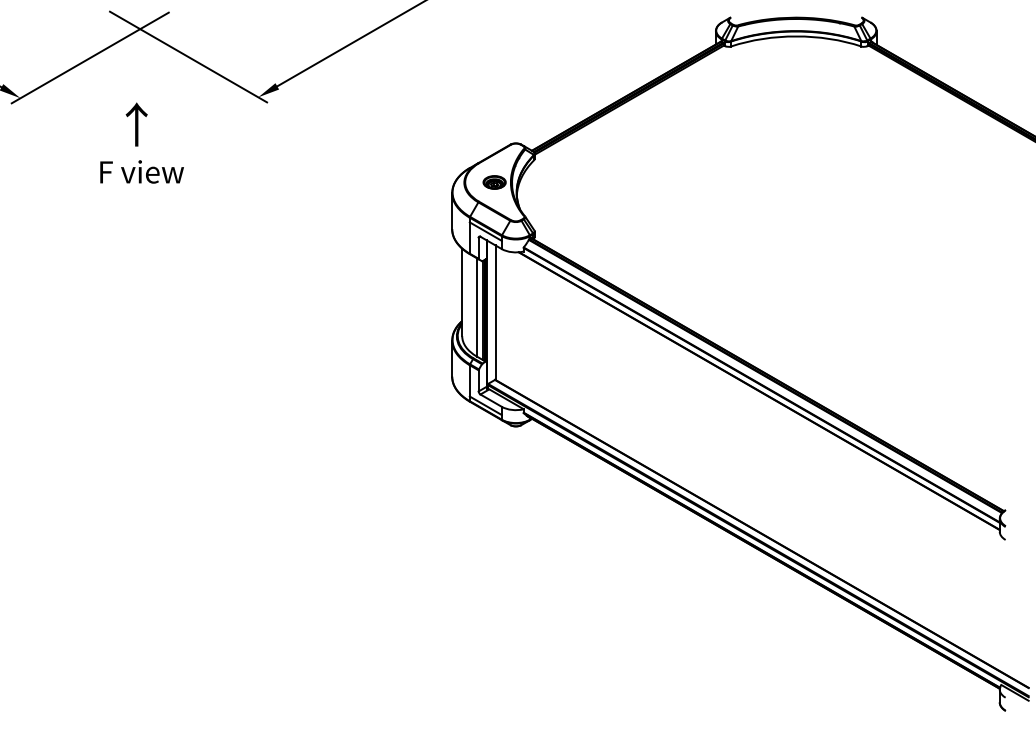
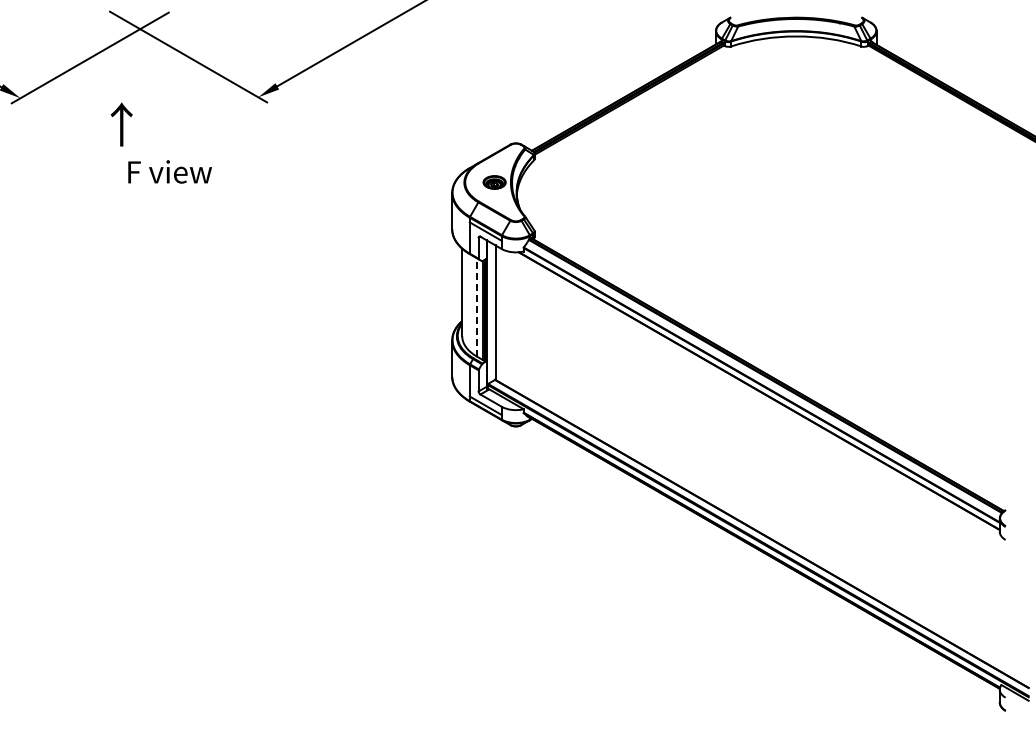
text position: (136, 124) -> (121, 124) (121, 124)
text position: (141, 171) -> (169, 171) (169, 171)
line: solid -> dashed (476, 306)
